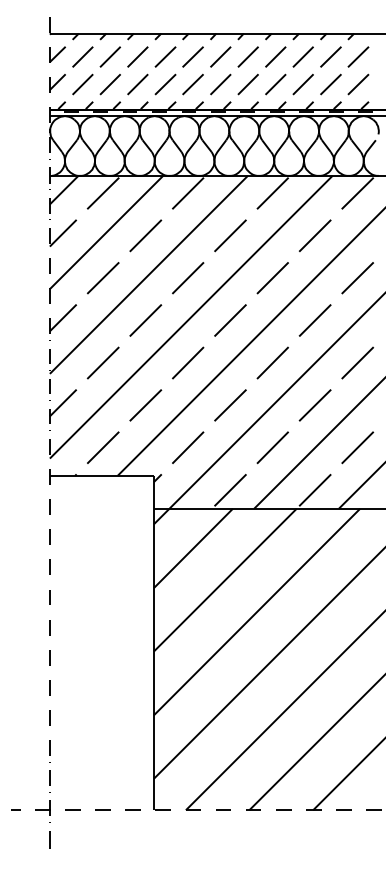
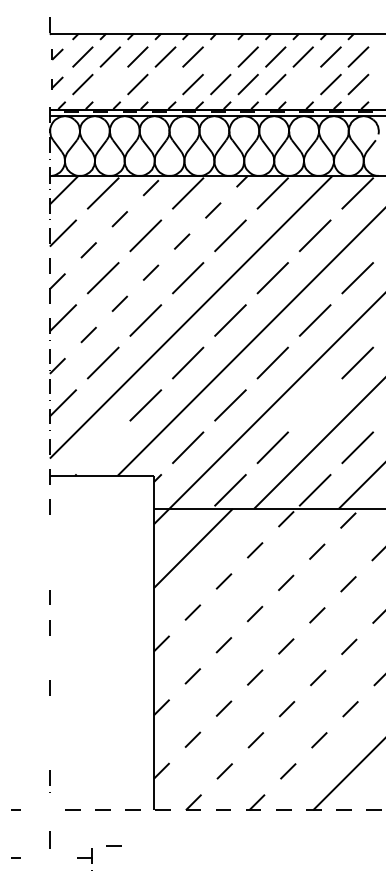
part size: 17x17 px -> 13x13 px (57, 54)
line: present -> none (220, 56)
part size: 17x19 px -> 13x14 px (57, 82)
line: present -> none (109, 84)
line: present -> none (165, 84)
line: present -> none (302, 84)
line: solid -> dashed (106, 232)
line: solid -> dashed (149, 274)
line: present -> none (314, 405)
line: present -> none (103, 447)
line: present -> none (49, 536)
line: present -> none (49, 566)
line: solid -> dashed (225, 580)
line: solid -> dashed (257, 612)
line: present -> none (49, 657)
line: solid -> dashed (269, 662)
line: solid -> dashed (286, 710)
line: present -> none (49, 717)
line: solid -> dashed (317, 741)
line: present -> none (49, 751)
part position: (42, 811) -> (84, 859) (84, 859)
line: none -> present (113, 845)
line: none -> present (15, 857)
